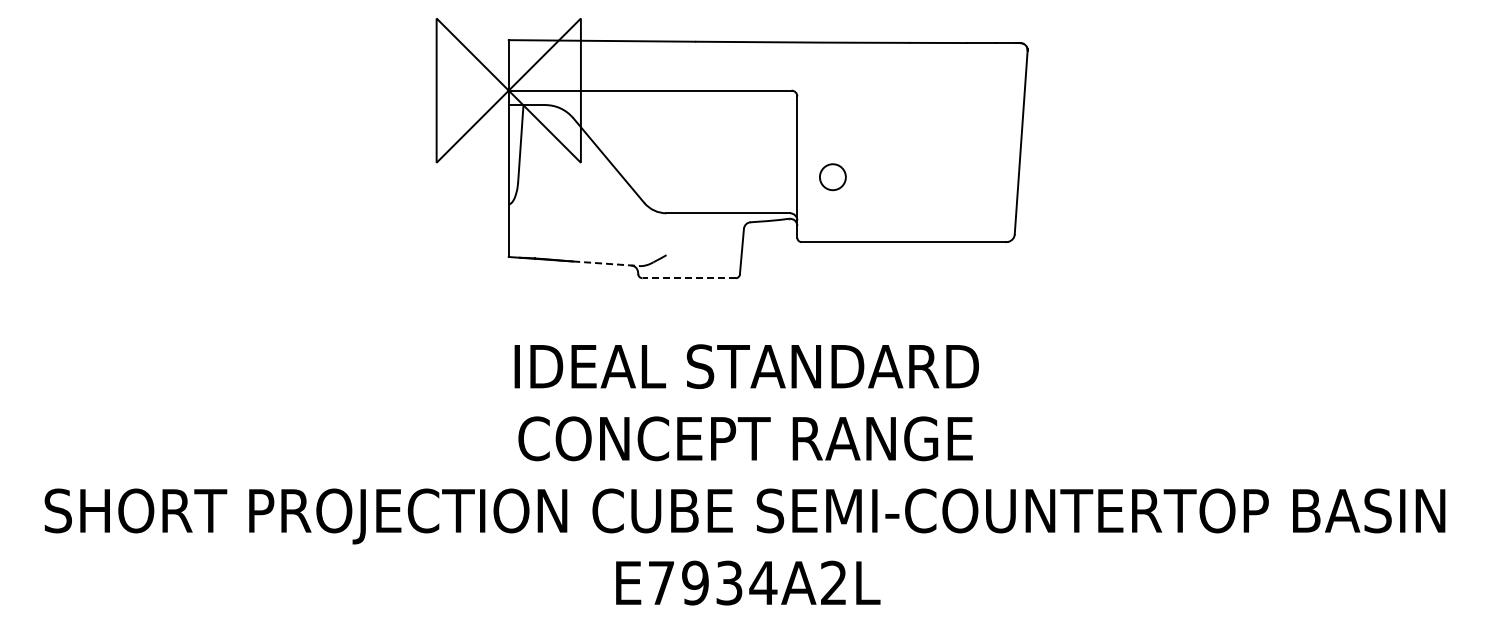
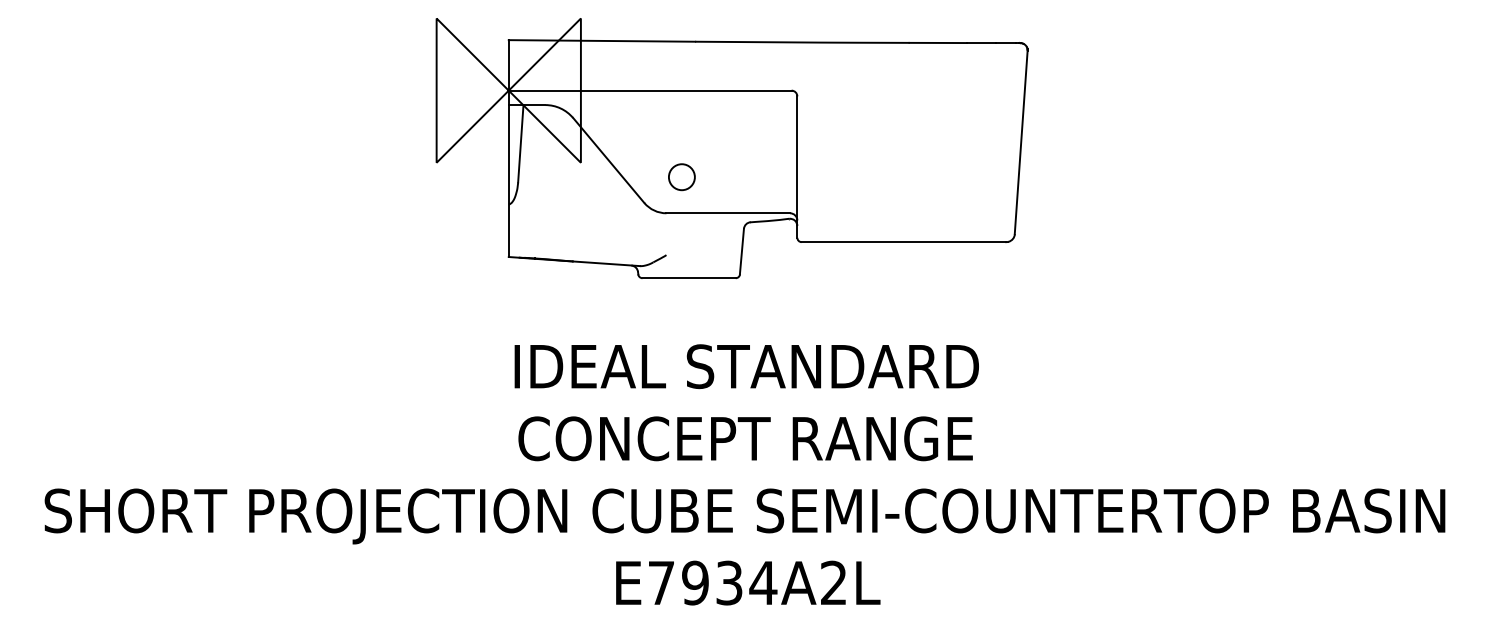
circle position: (832, 177) -> (681, 177) (681, 177)
line: dashed -> solid (606, 263)
line: dashed -> solid (689, 278)
